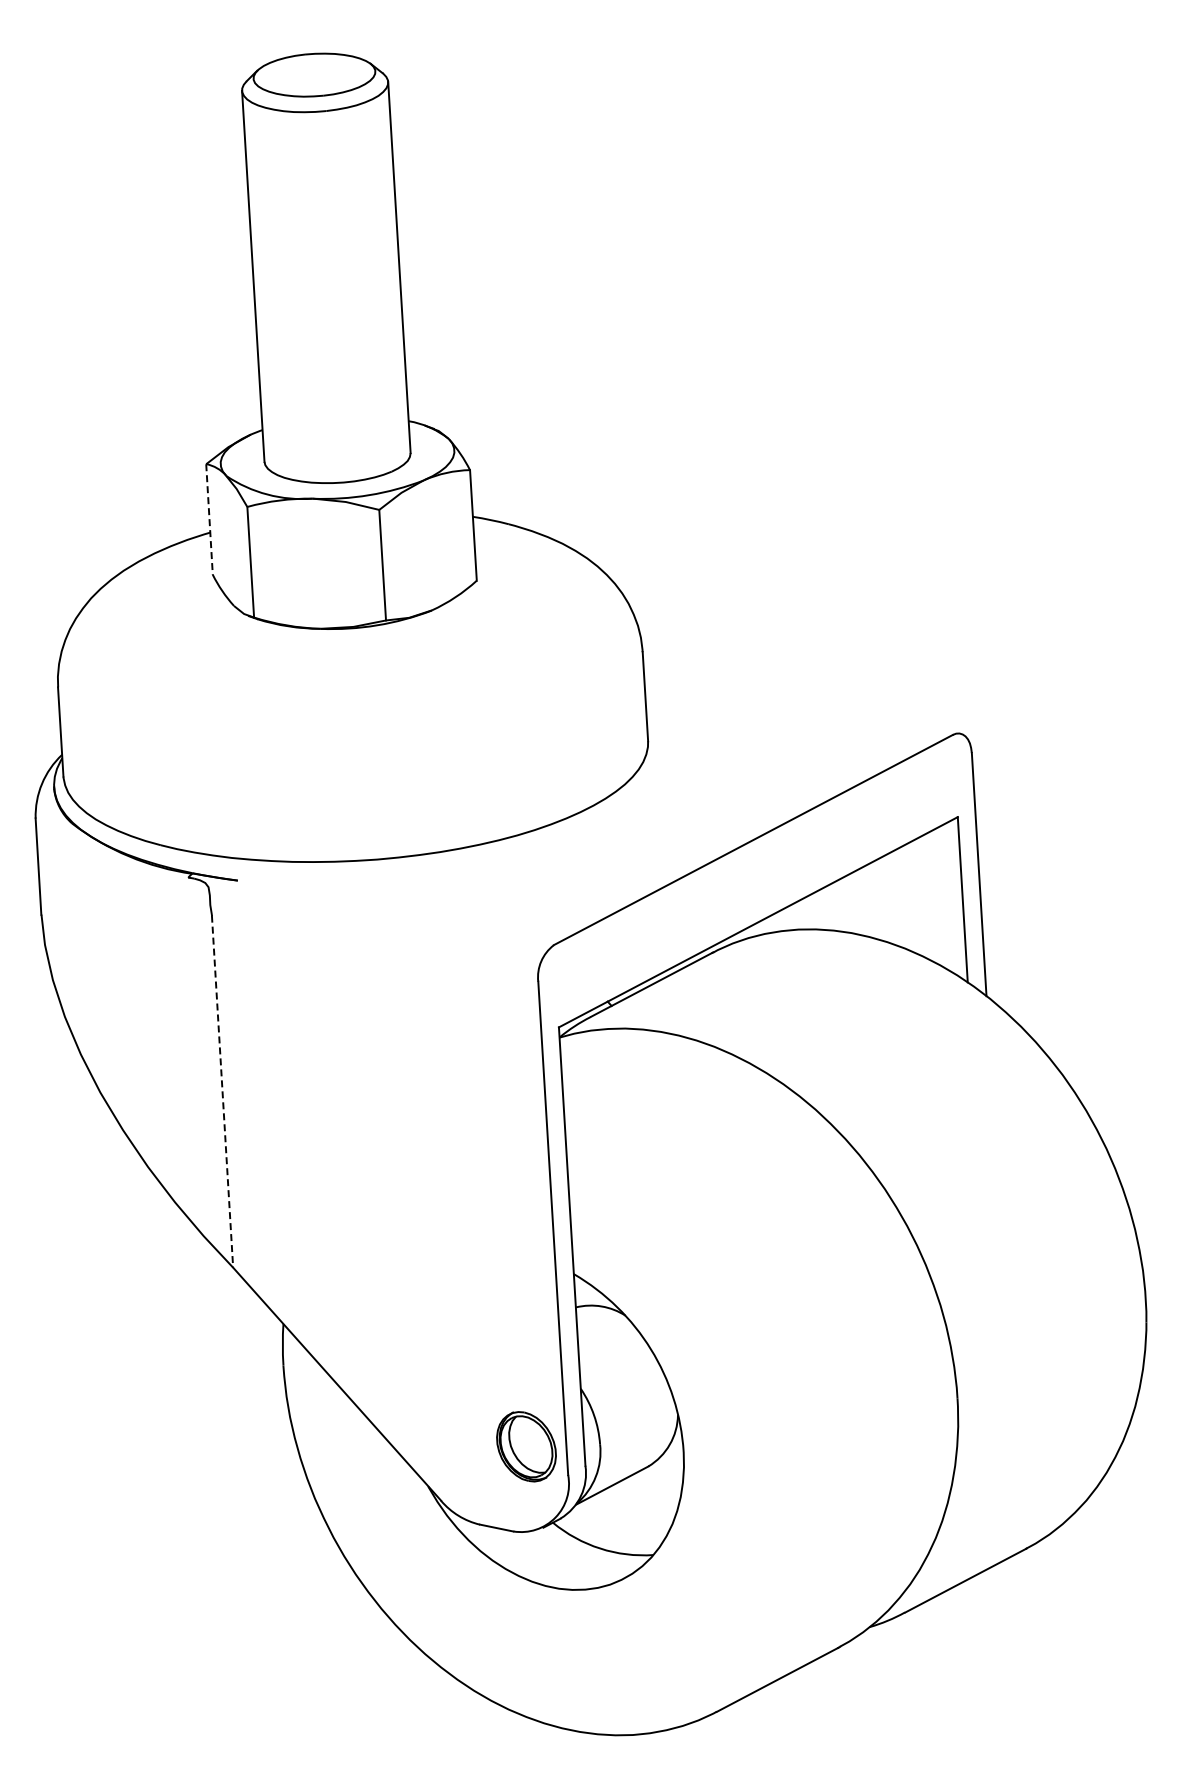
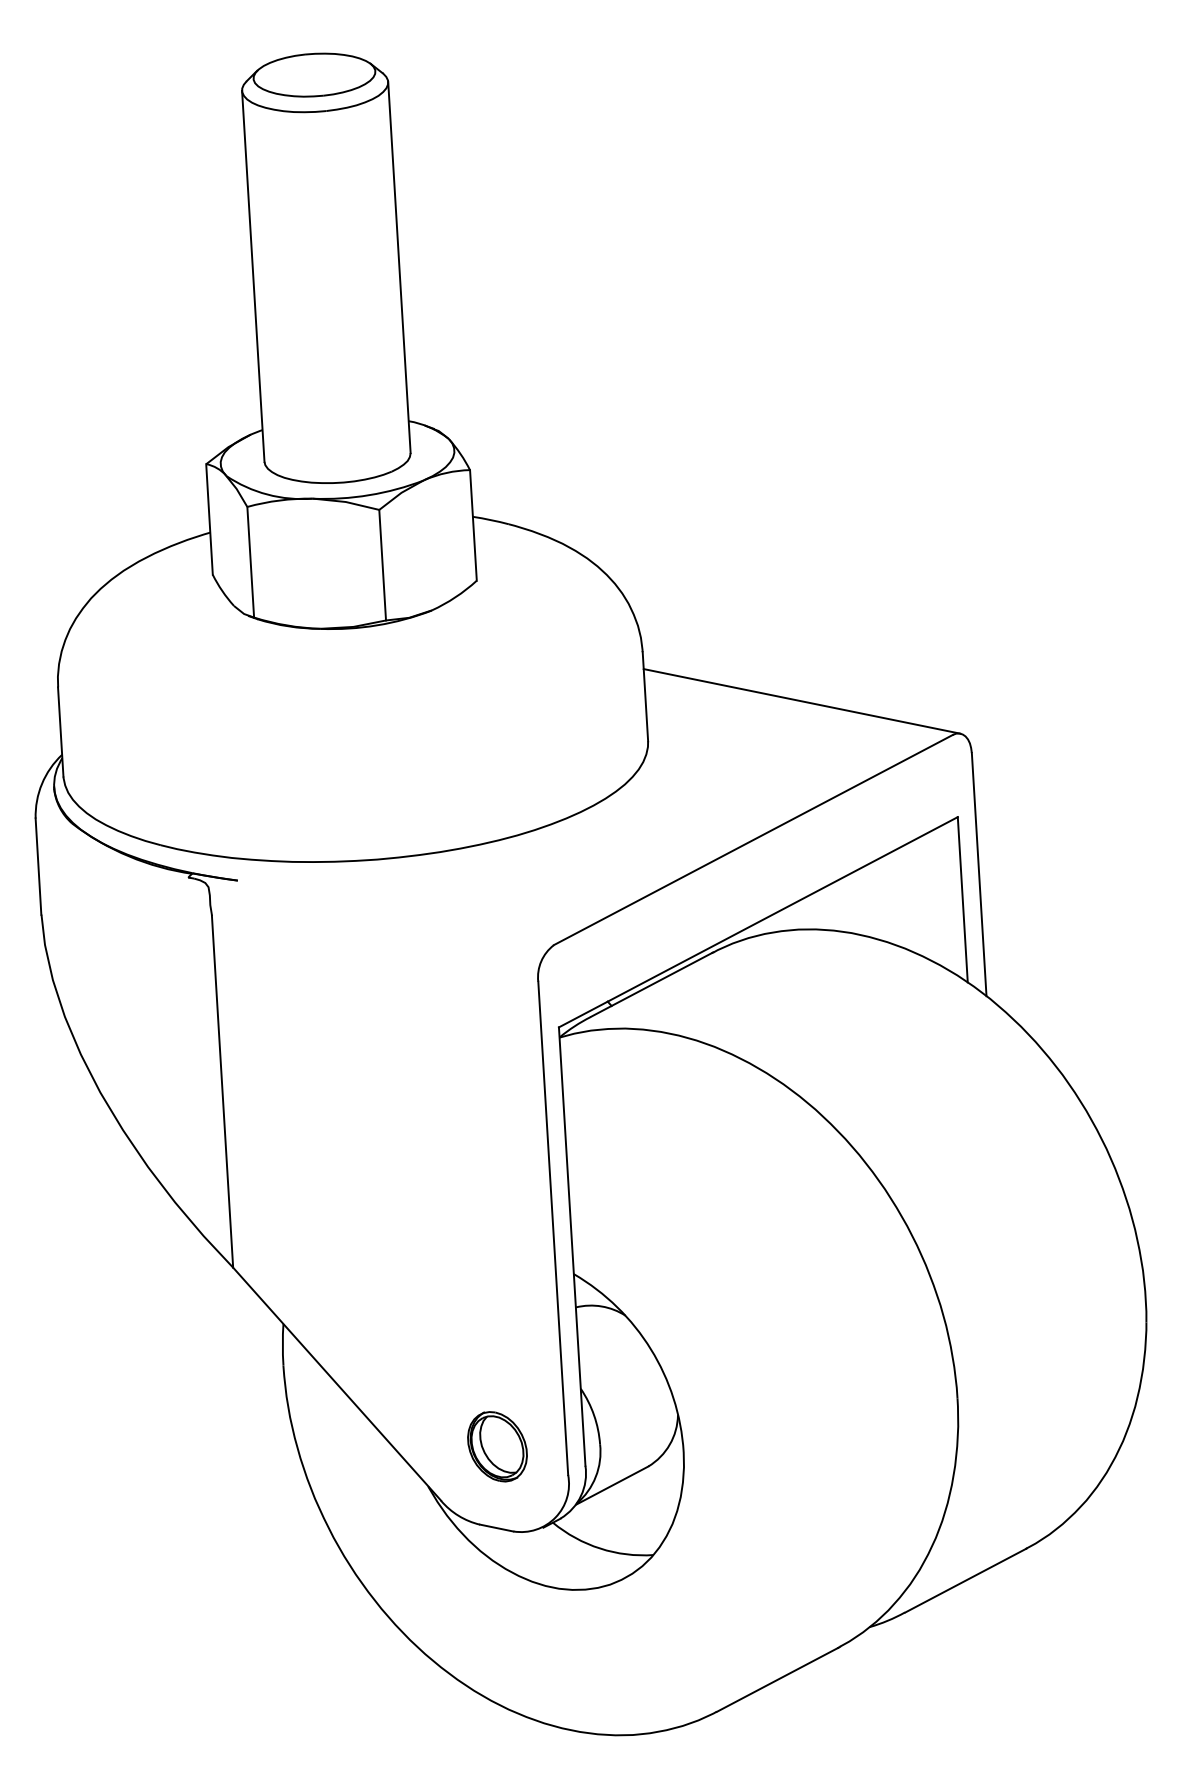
line: dashed -> solid (209, 520)
line: none -> present (801, 701)
line: dashed -> solid (222, 1092)
part position: (526, 1446) -> (497, 1446) (497, 1446)
